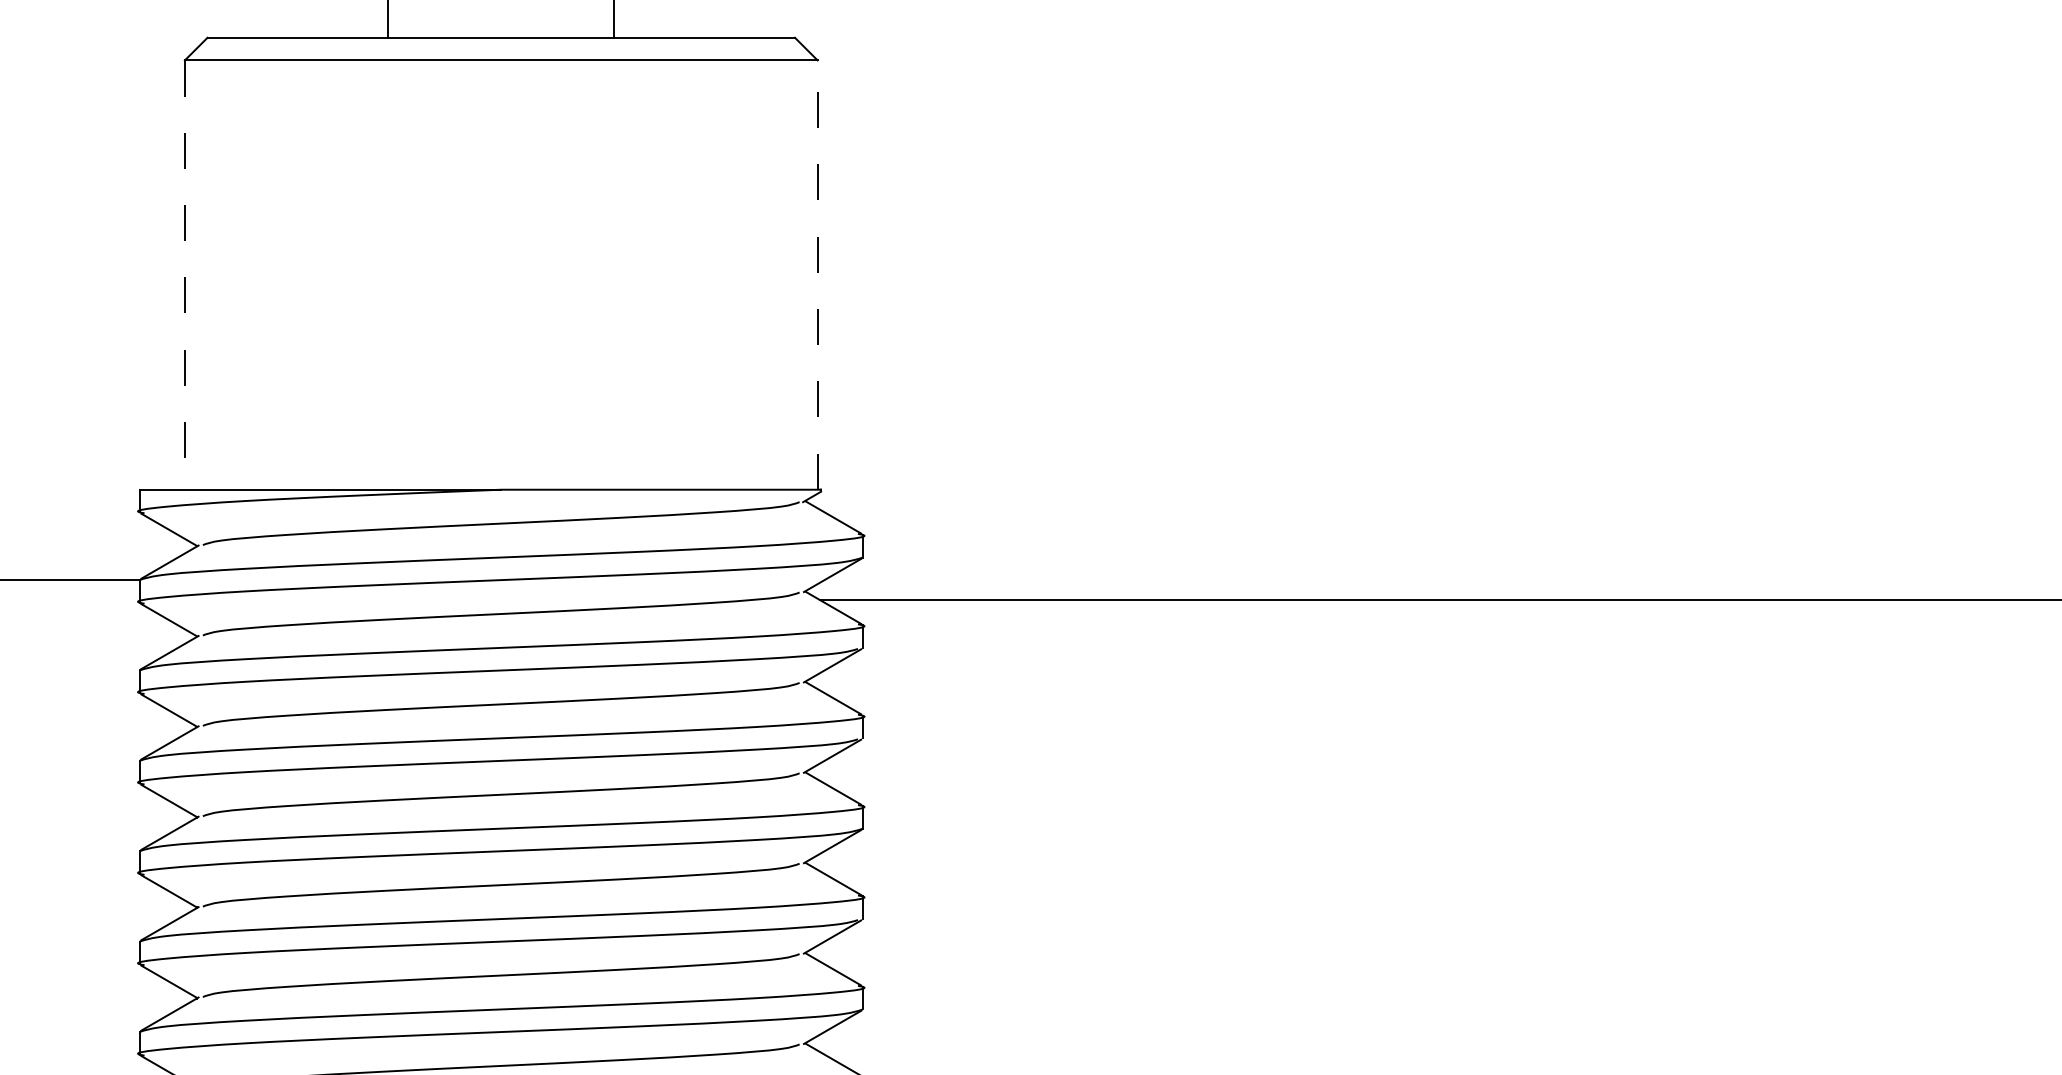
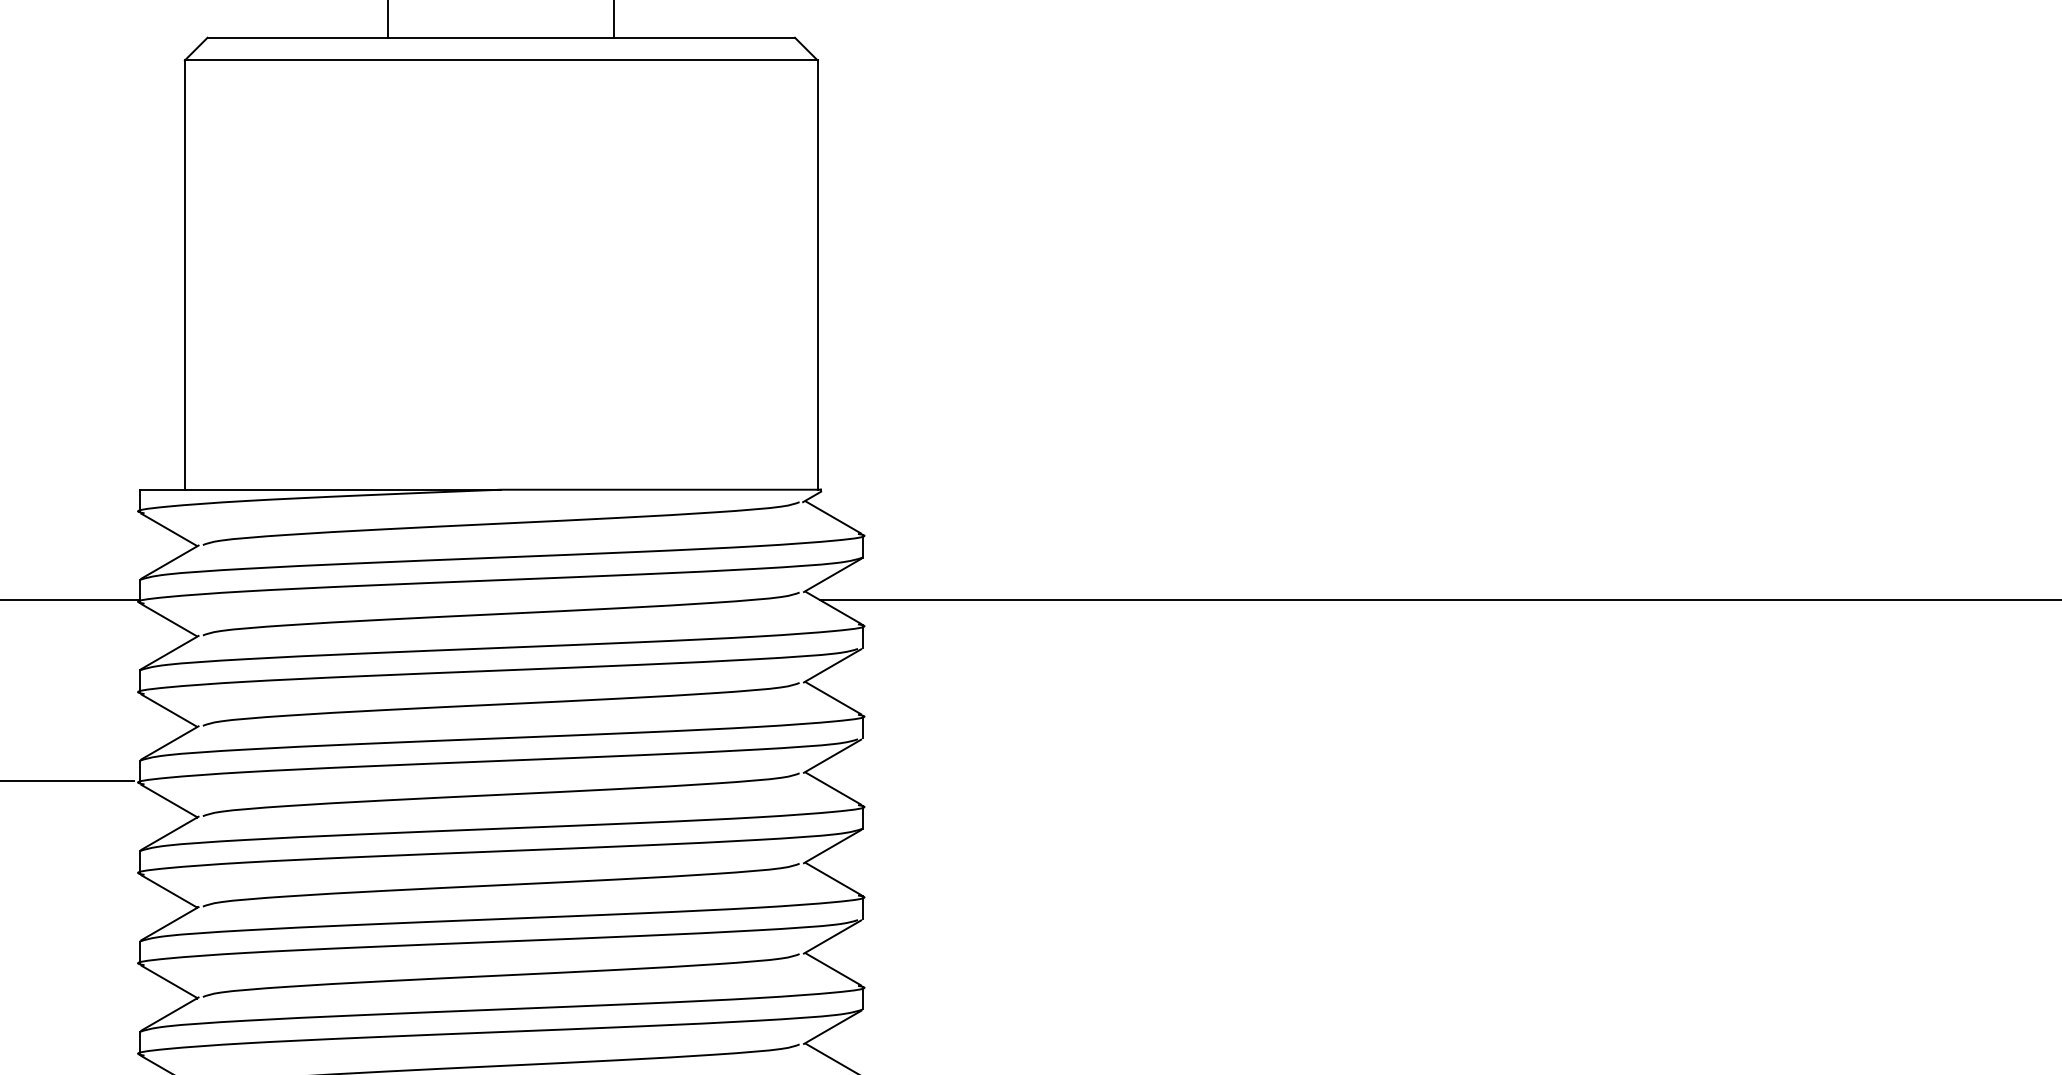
line: dashed -> solid (184, 275)
line: dashed -> solid (817, 275)
line position: (70, 580) -> (70, 600) (70, 600)
line: none -> present (67, 780)
